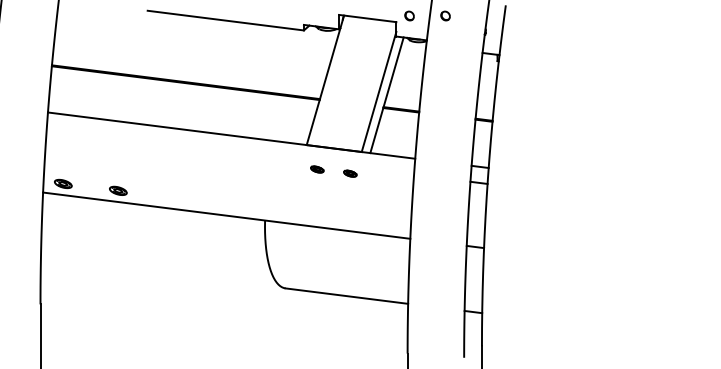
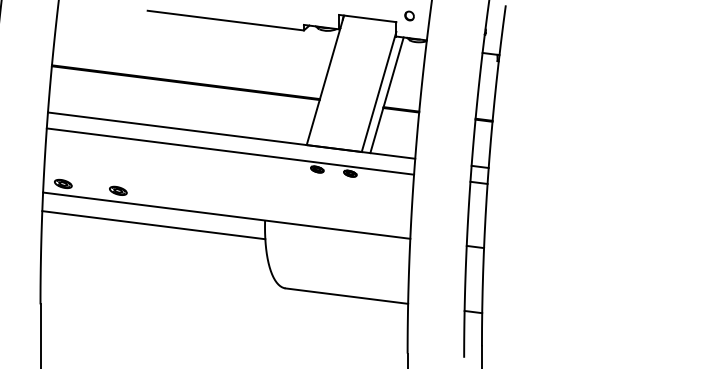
part: present -> none (445, 15)
line: none -> present (230, 151)
line: none -> present (153, 225)
